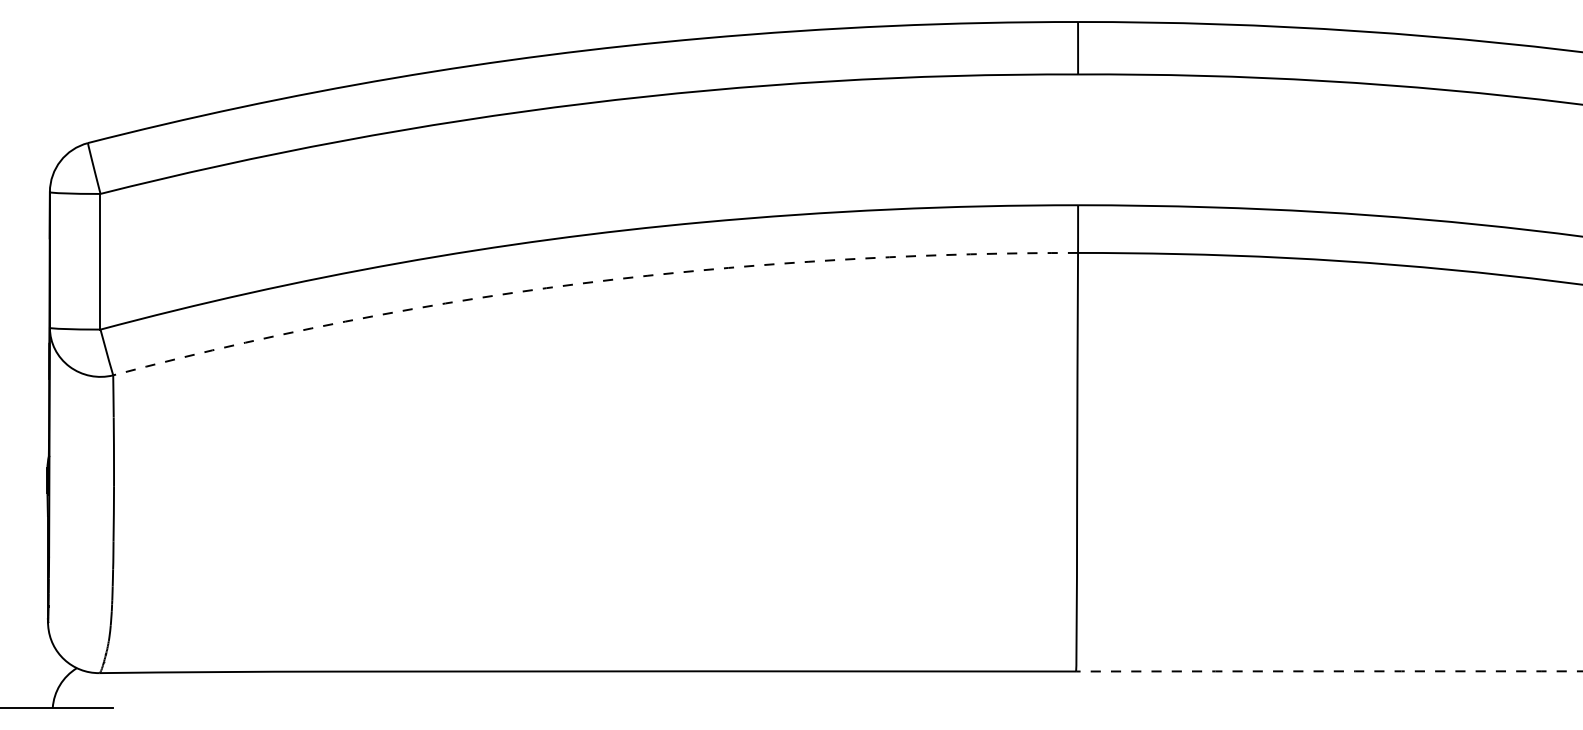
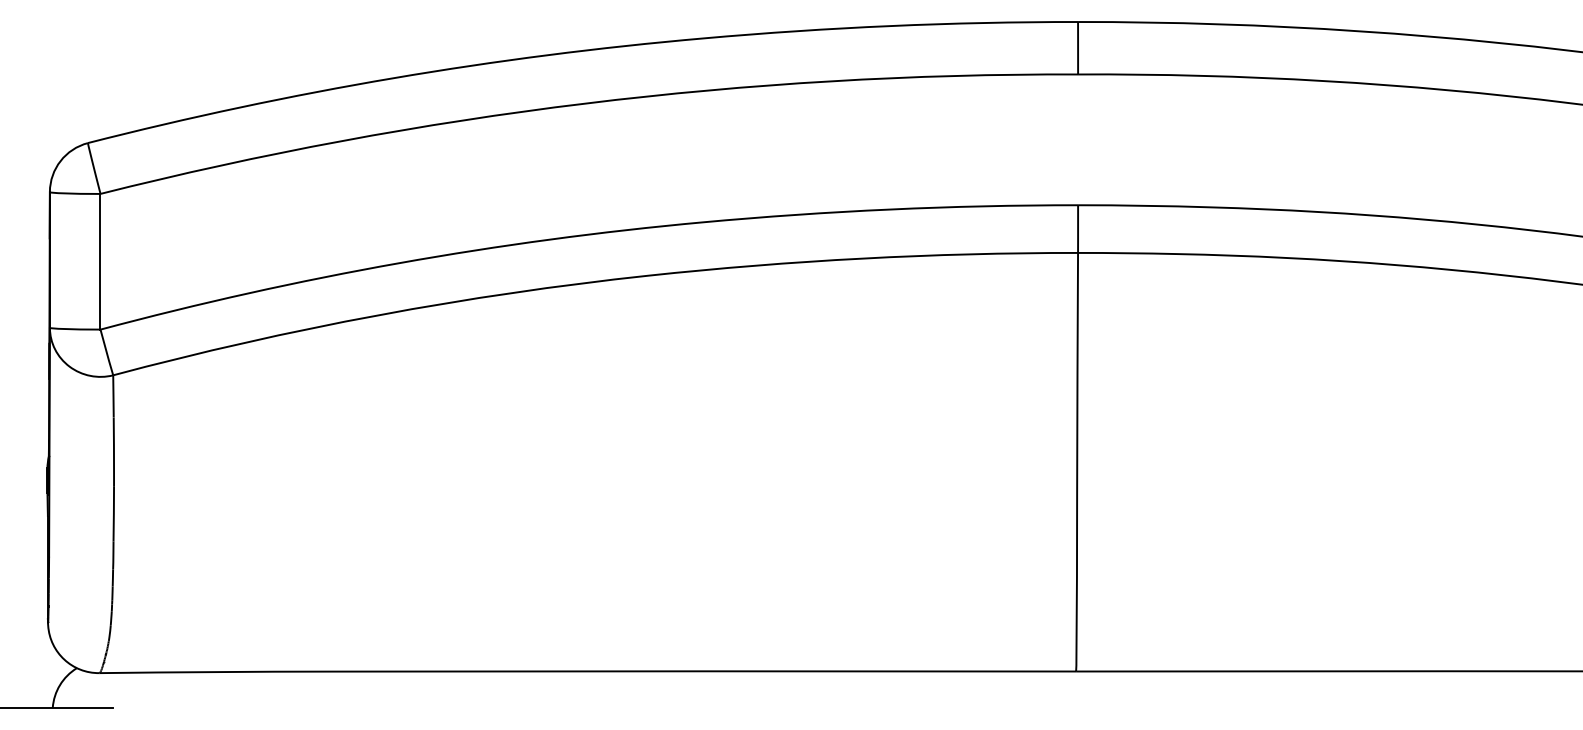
line: dashed -> solid (583, 283)
line: dashed -> solid (1329, 671)
